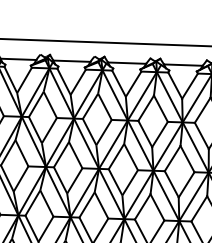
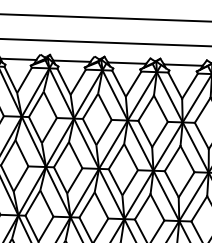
line: none -> present (105, 17)
